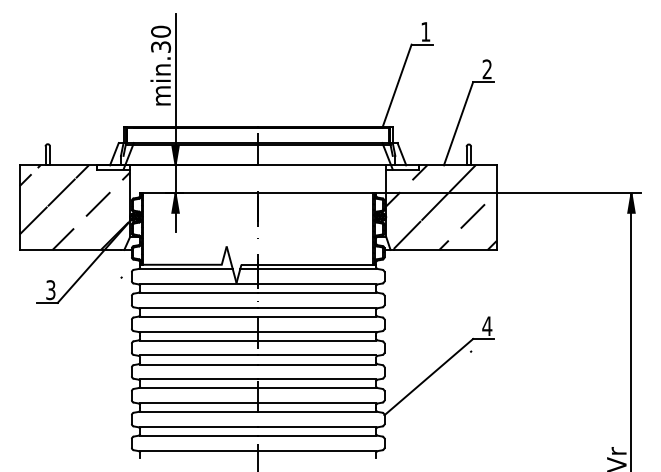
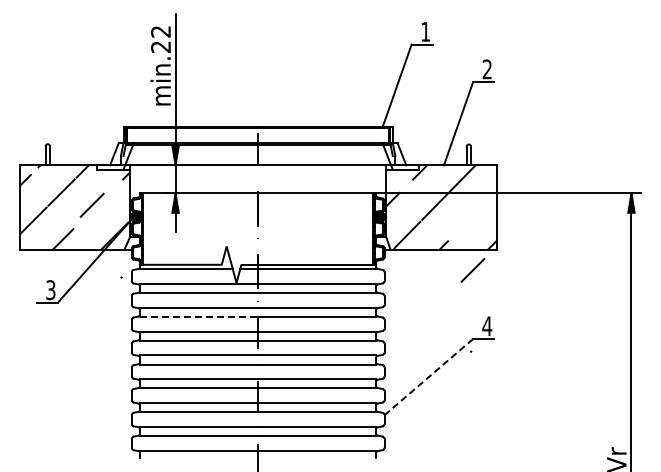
text: min.30 -> min.22 (161, 38)
line position: (97, 203) -> (91, 204) (91, 204)
line position: (472, 216) -> (472, 270) (472, 270)
line: solid -> dashed (199, 317)
line: solid -> dashed (428, 377)
